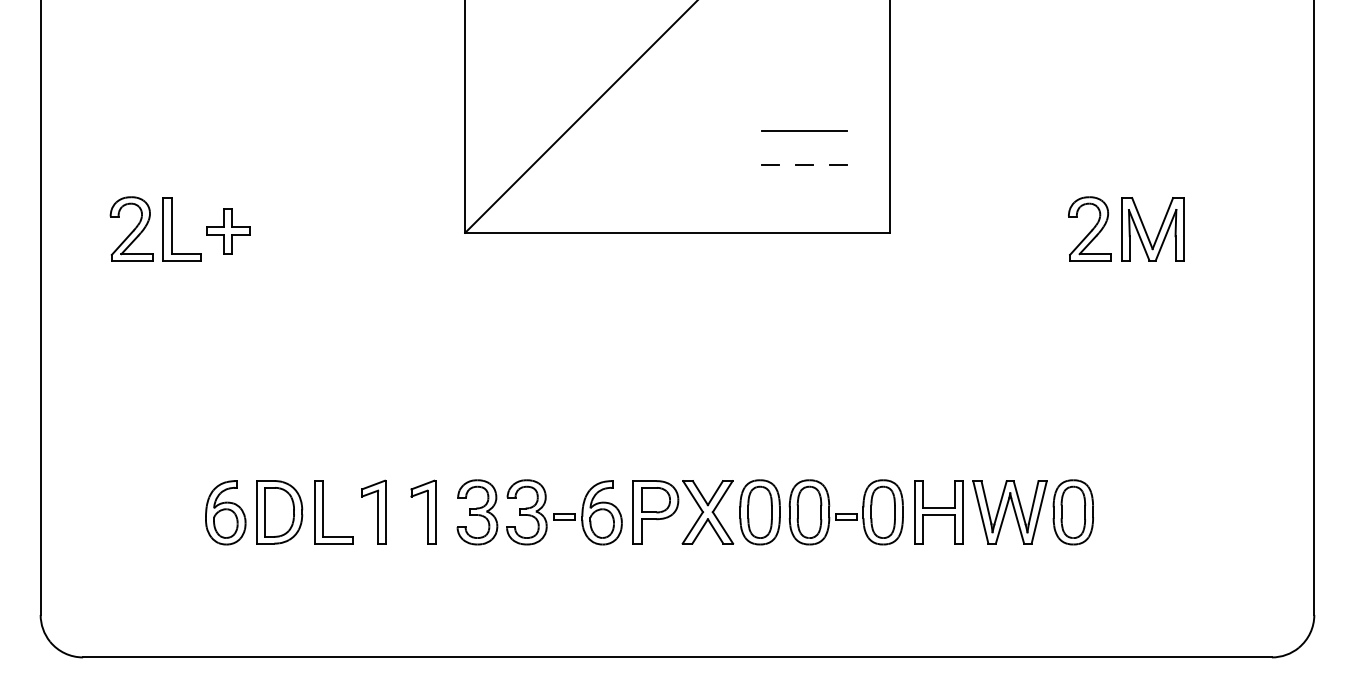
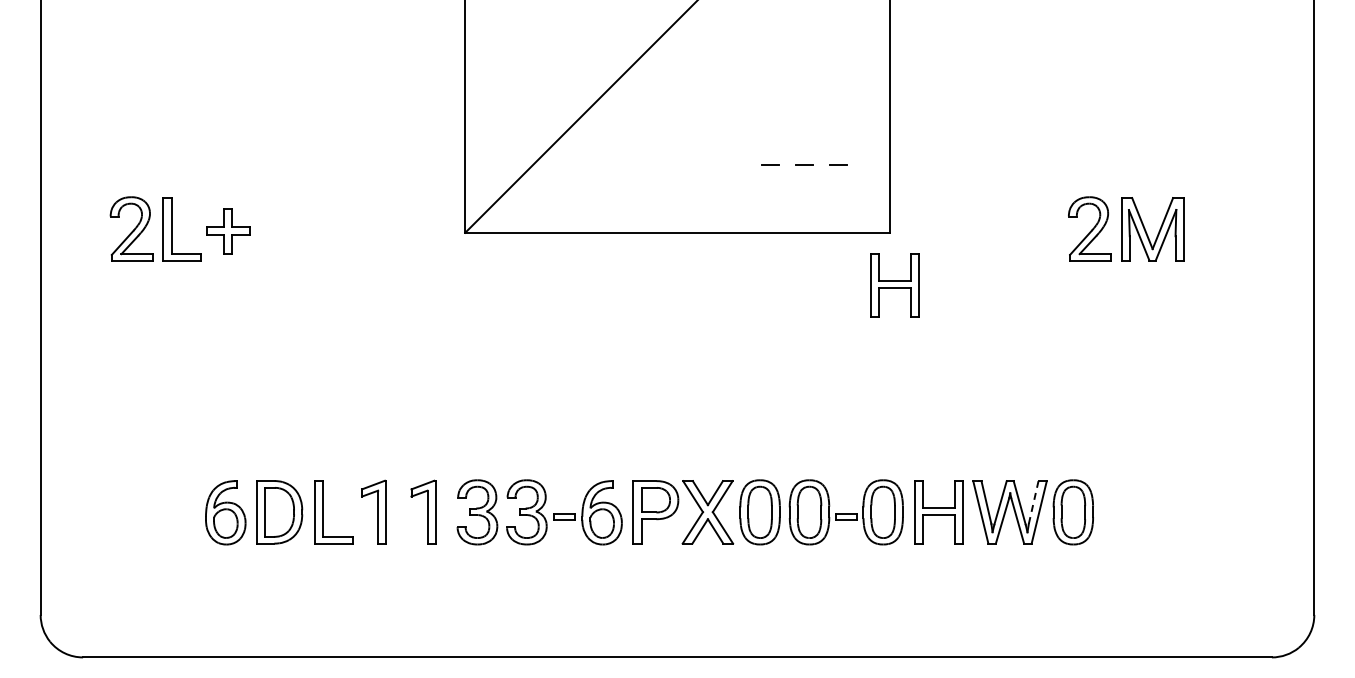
line: present -> none (804, 130)
part: none -> present (894, 285)
line: solid -> dashed (1033, 502)
